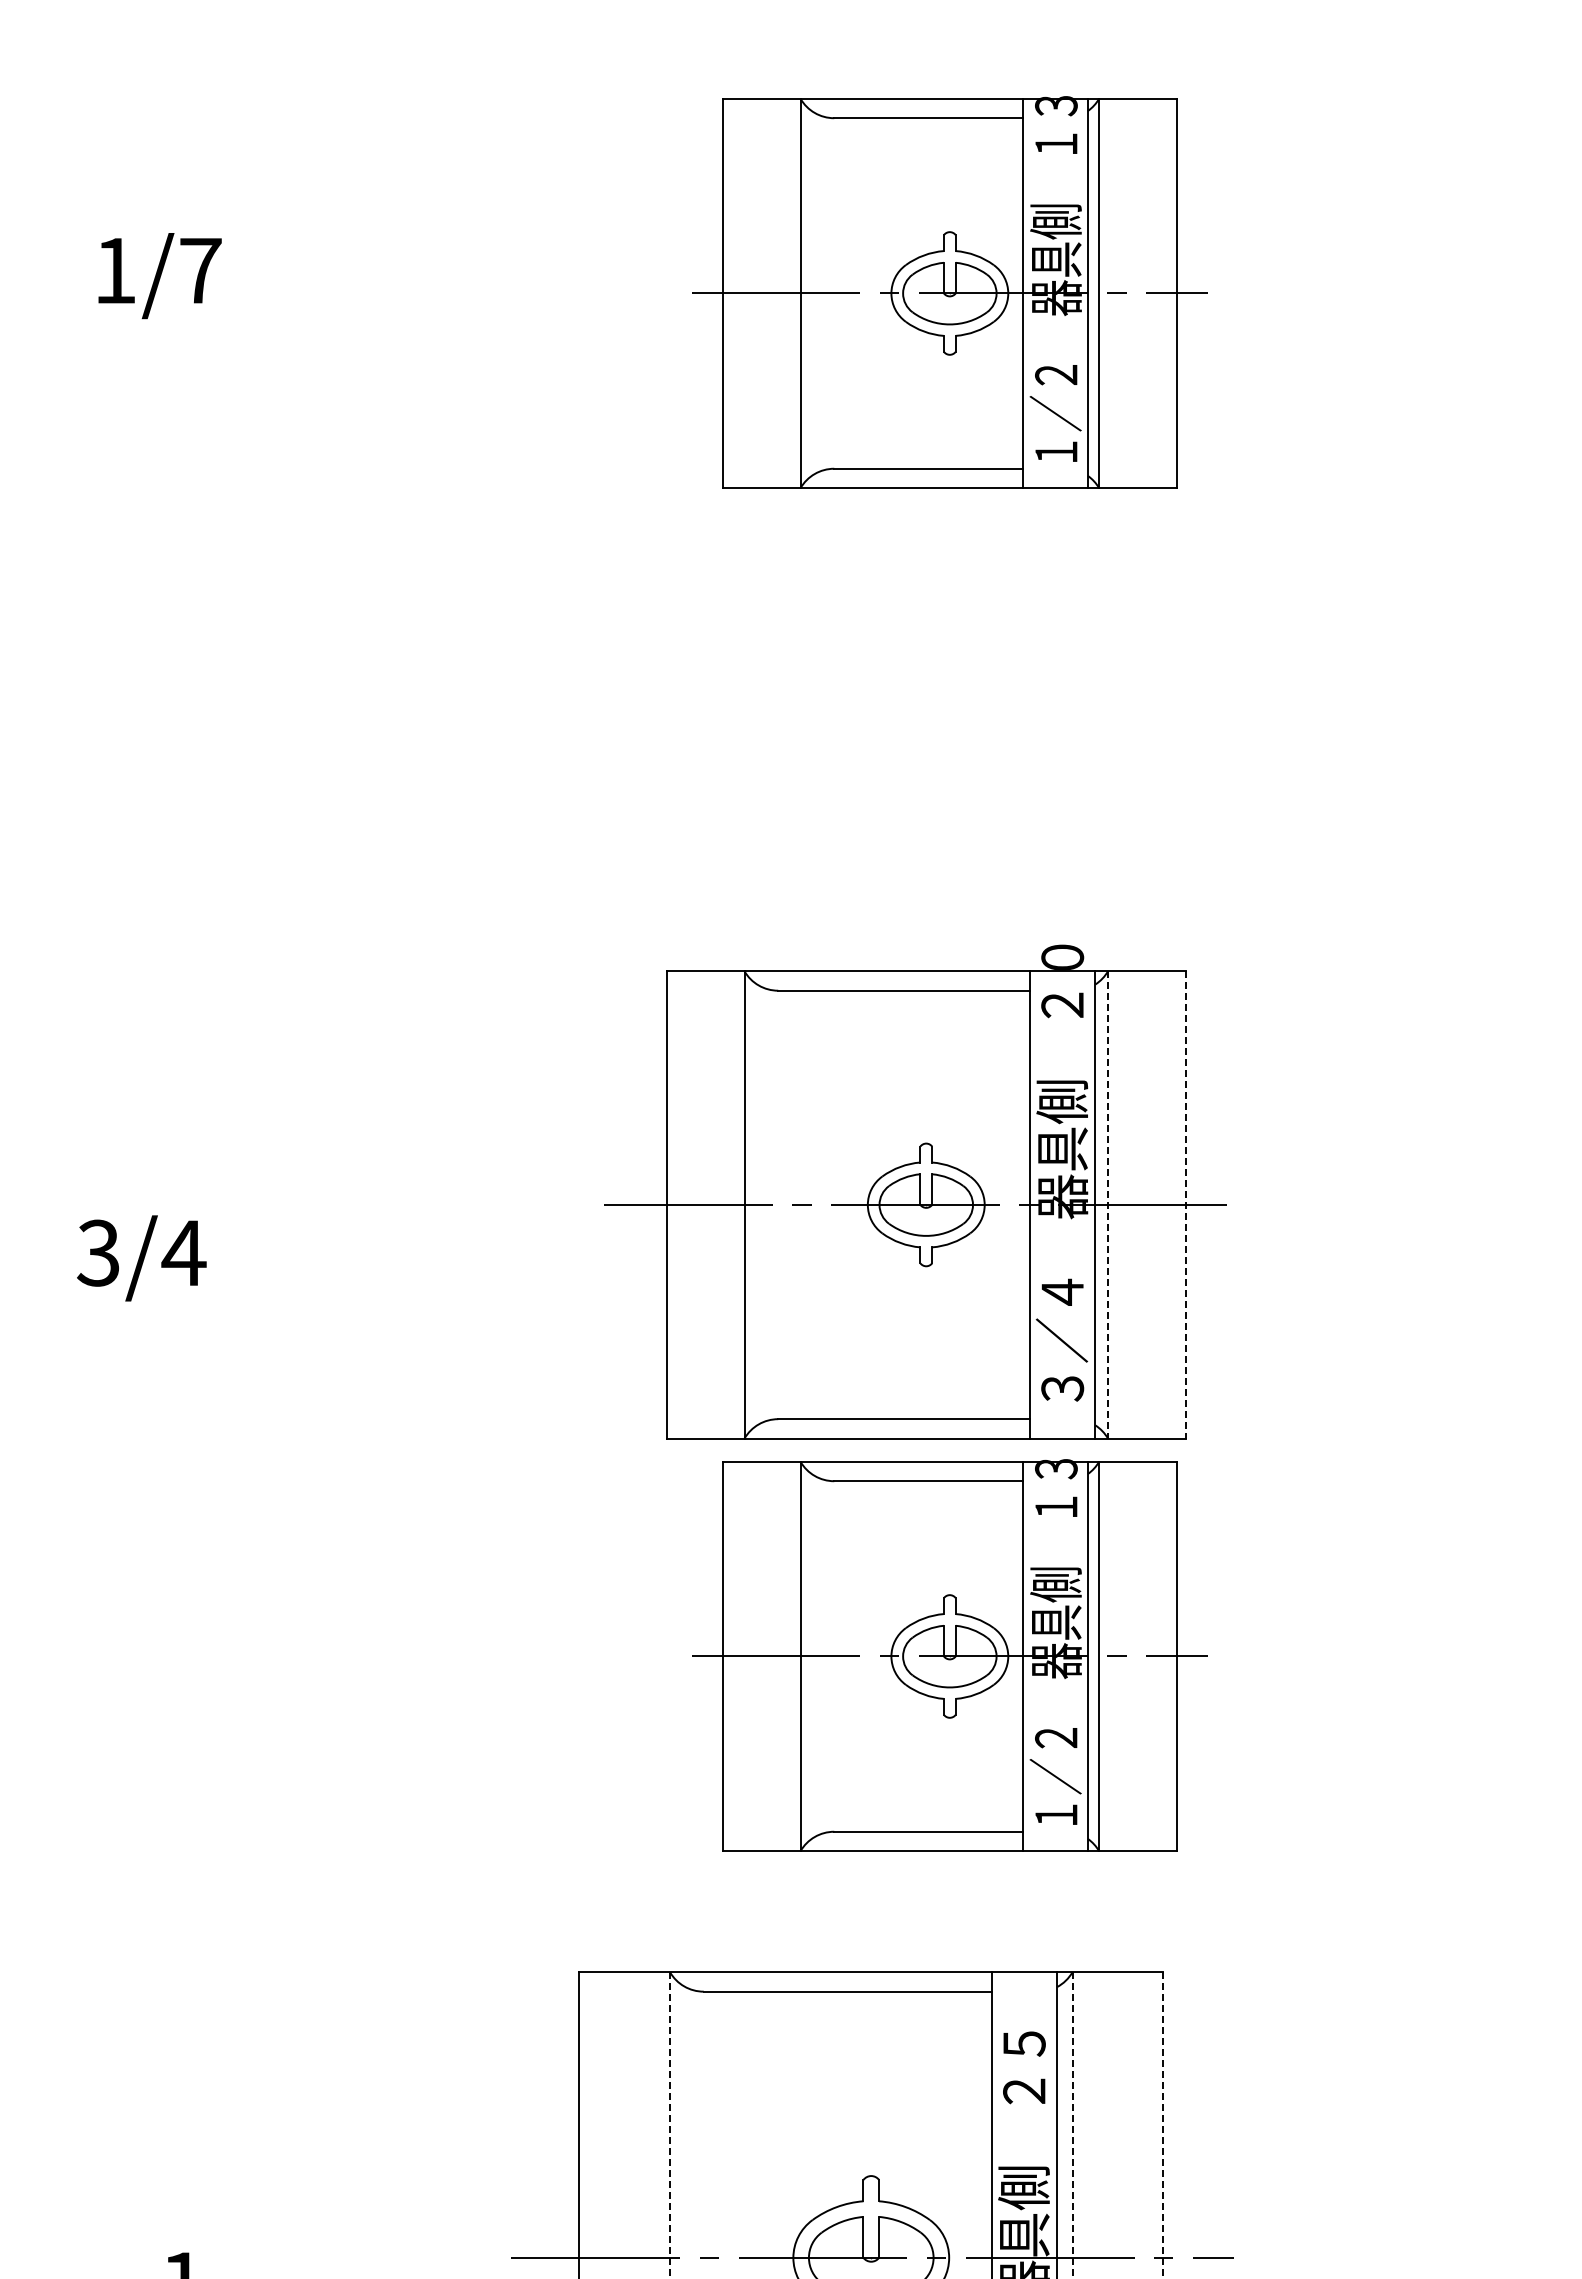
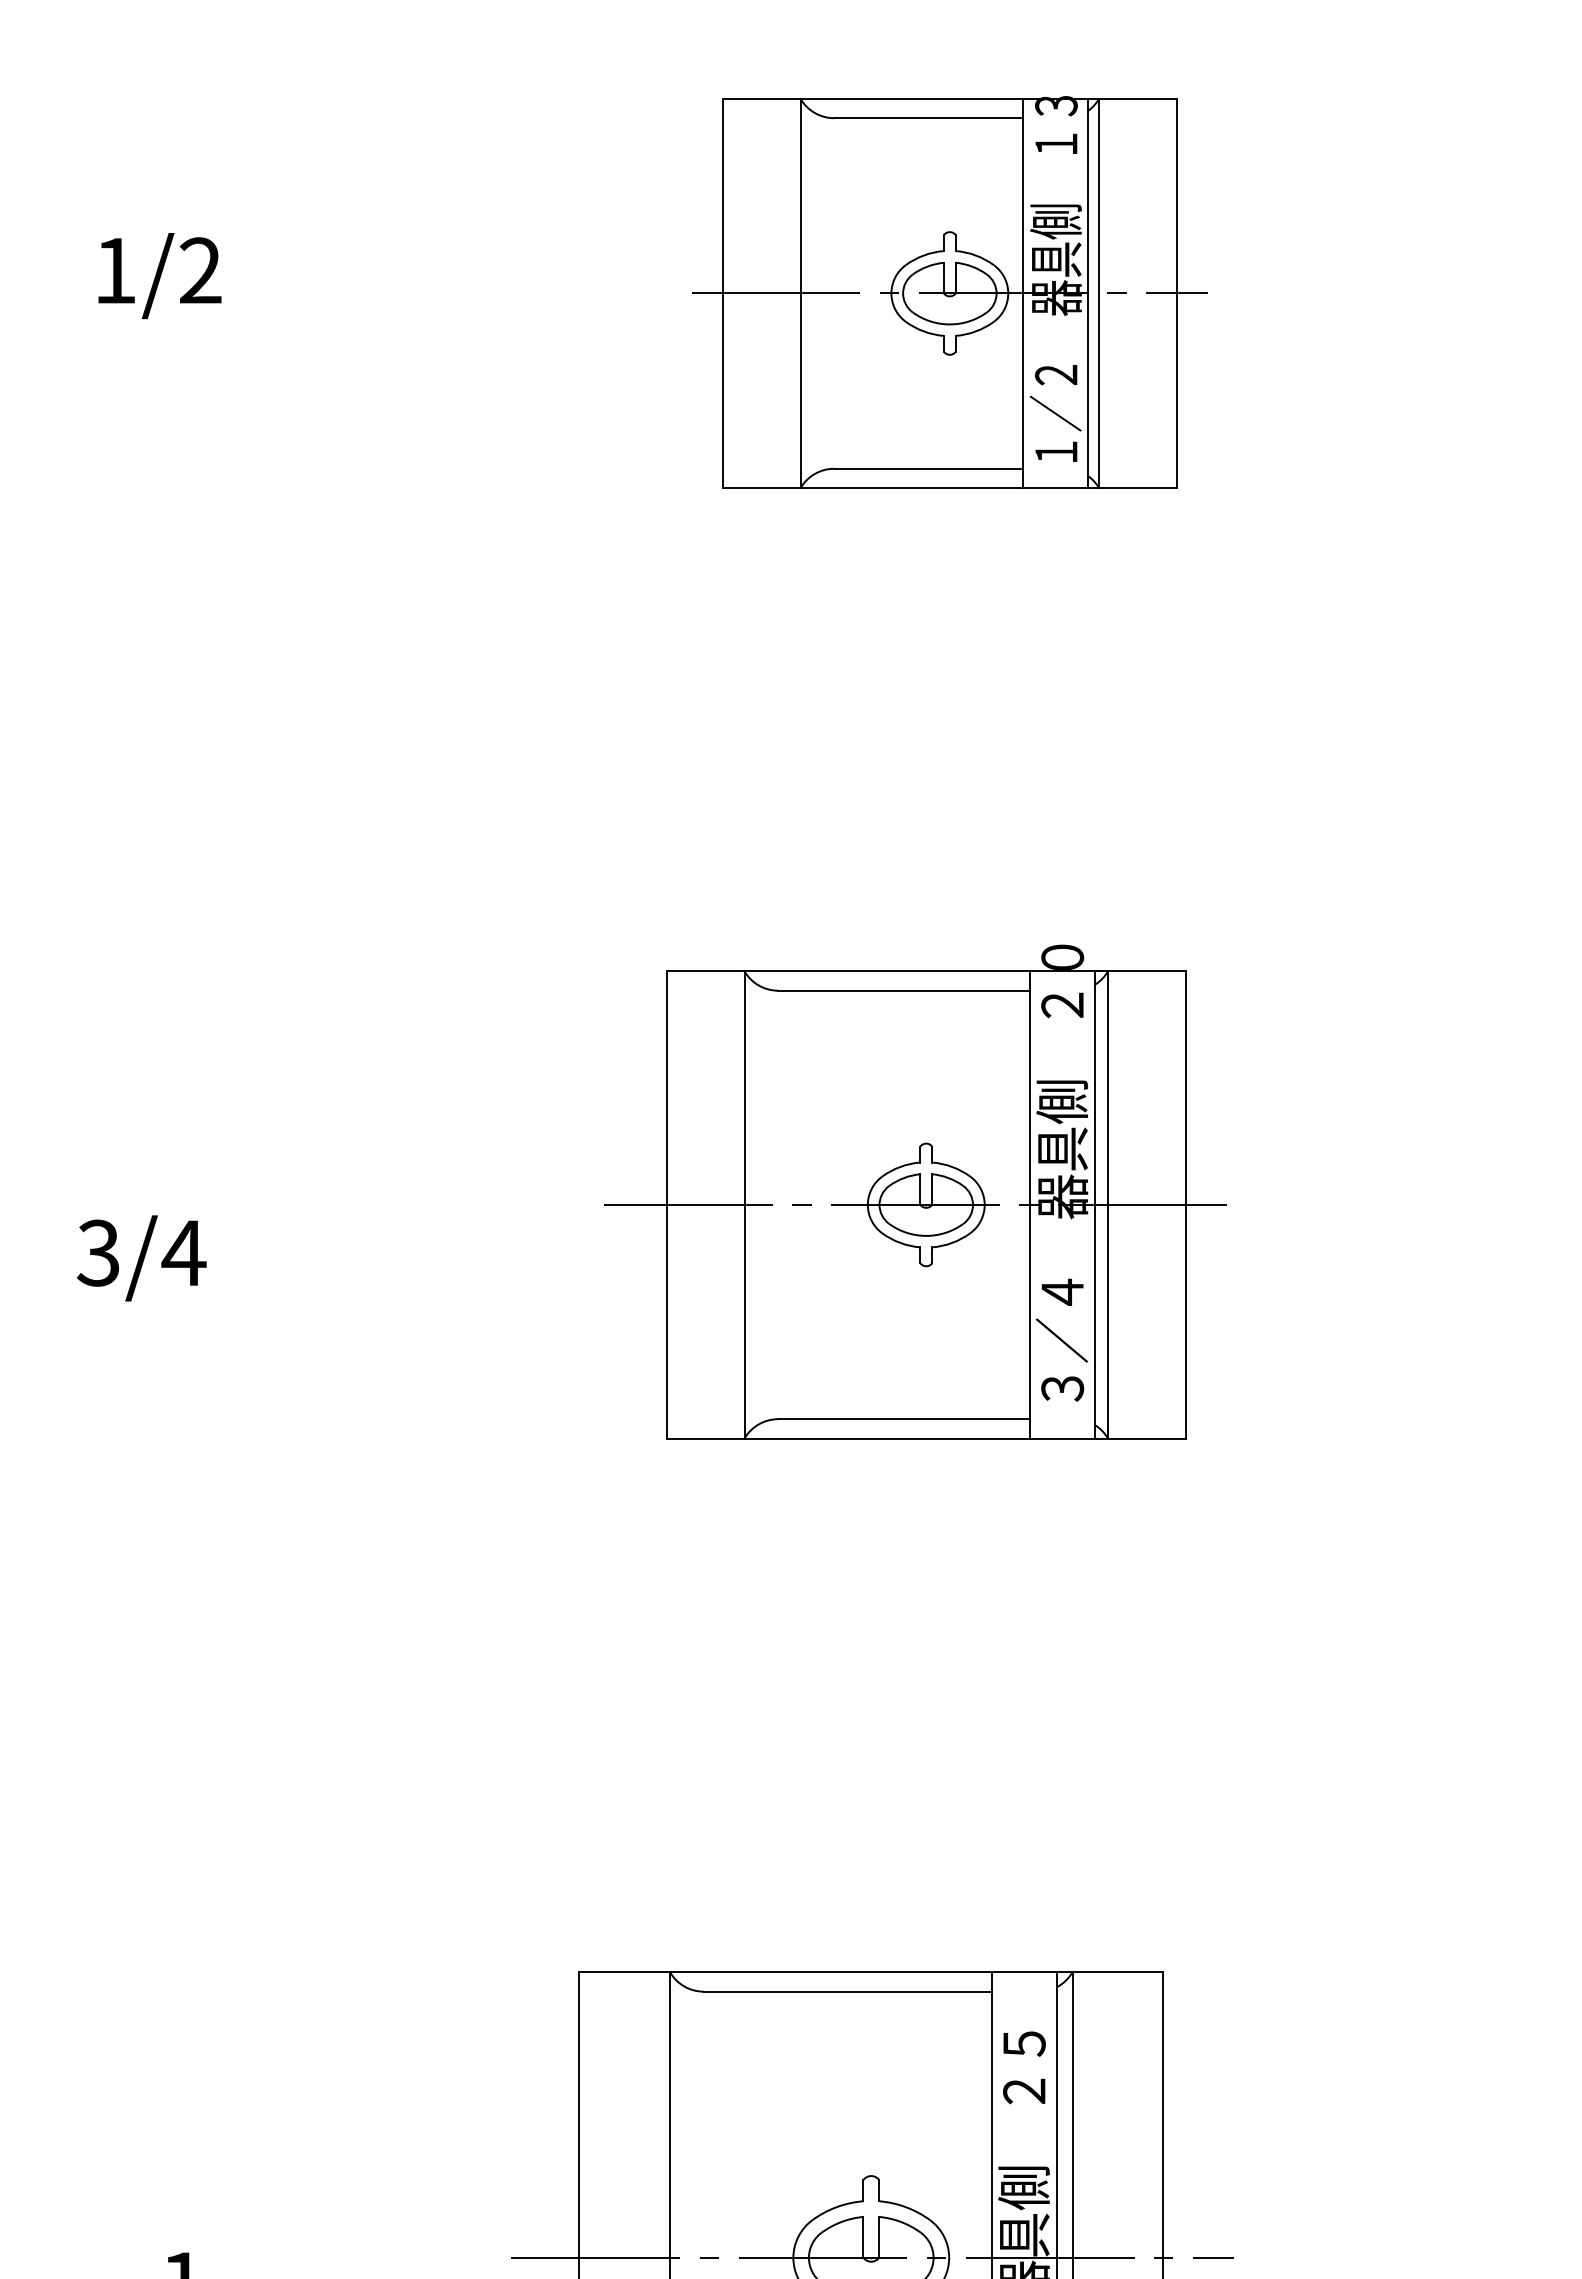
text: 1/7 -> 1/2 (200, 270)
line: dashed -> solid (1108, 1204)
line: dashed -> solid (1185, 1204)
part: present -> none (949, 1655)
line: dashed -> solid (670, 2126)
line: dashed -> solid (1072, 2126)
line: dashed -> solid (1163, 2126)
